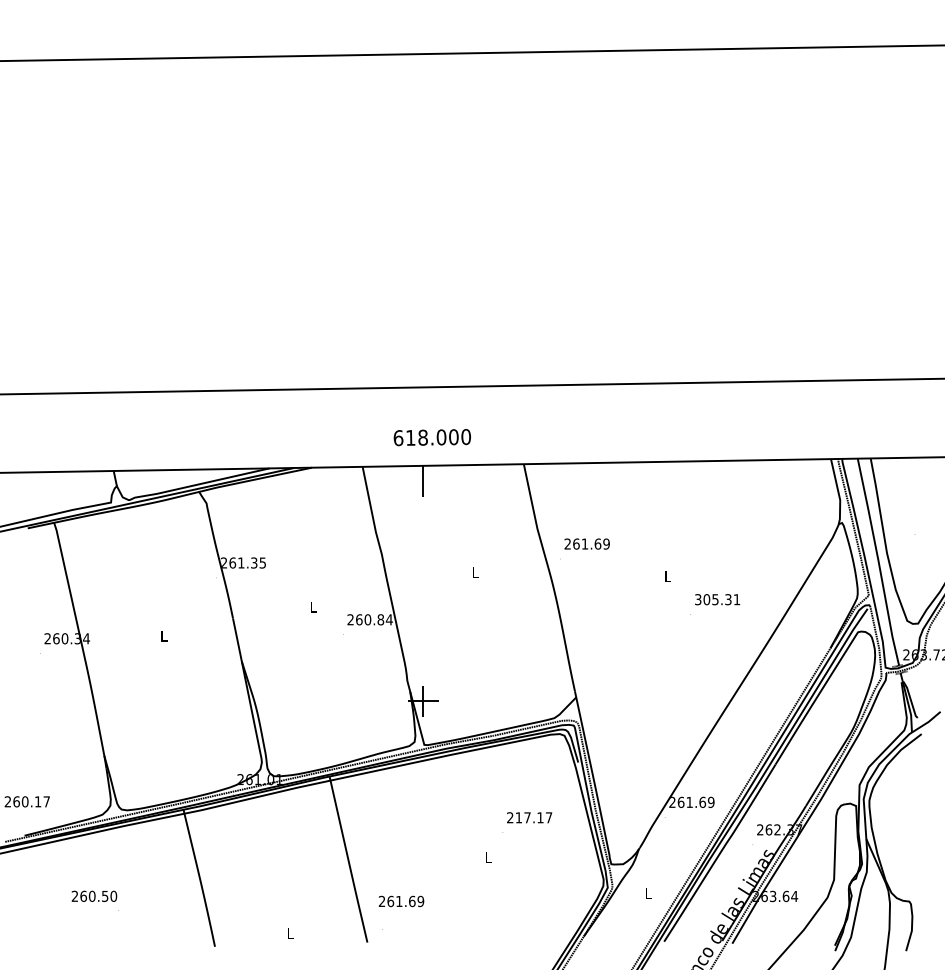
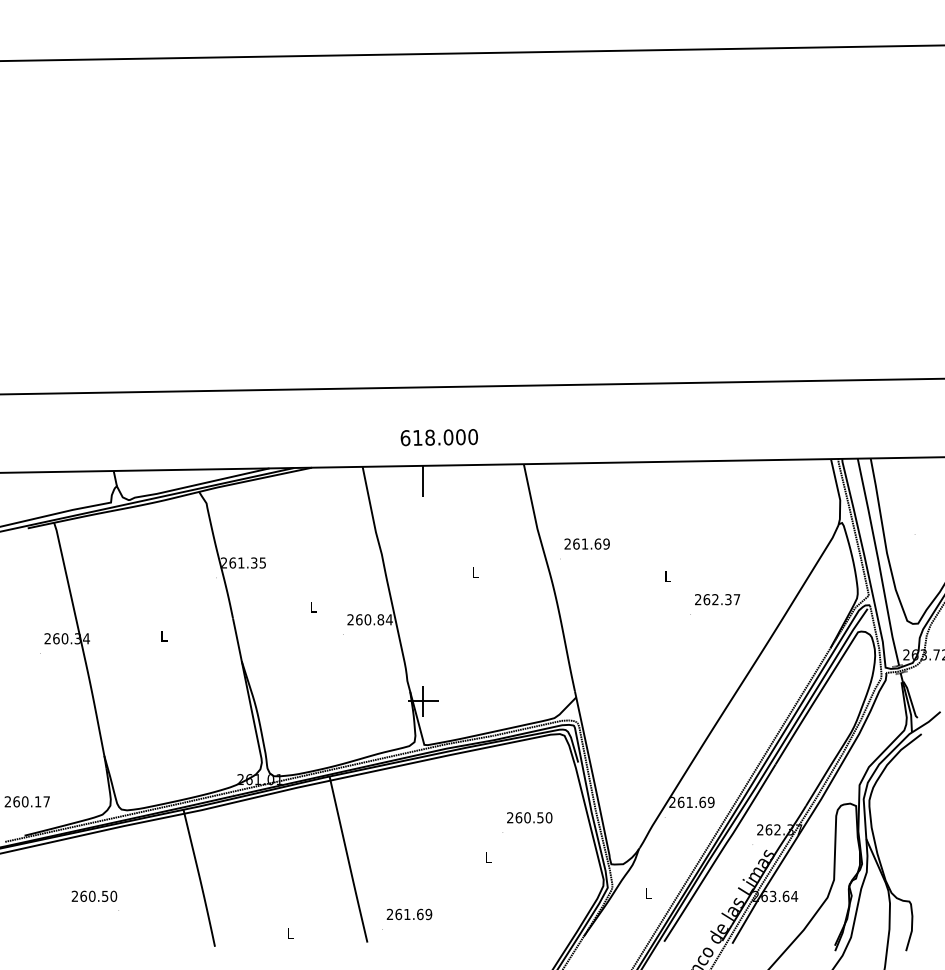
text position: (431, 437) -> (438, 437) (438, 437)
text: 305.31 -> 262.37 (717, 599)
text: 217.17 -> 260.50 (533, 817)
text position: (401, 901) -> (409, 914) (409, 914)
